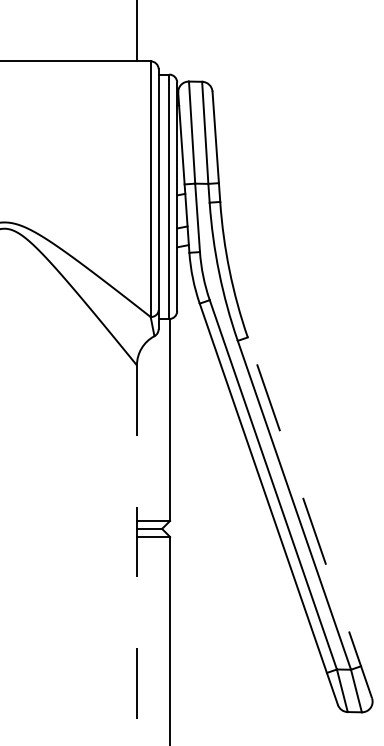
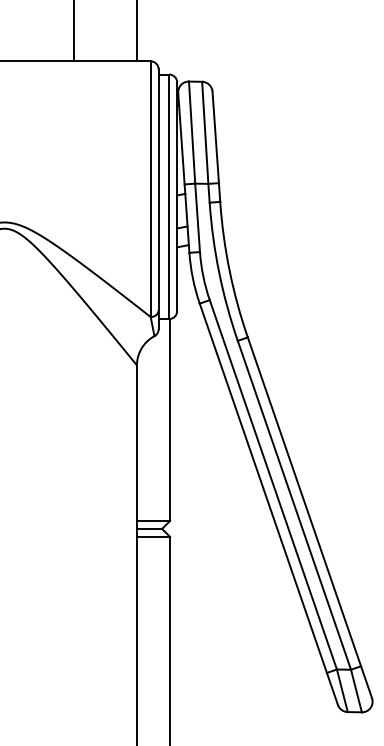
line: none -> present (74, 31)
line: dashed -> solid (309, 517)
line: dashed -> solid (136, 555)
